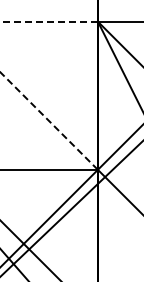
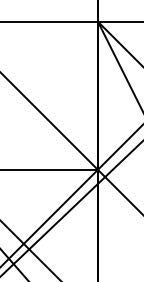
line: dashed -> solid (49, 21)
line: dashed -> solid (49, 121)
